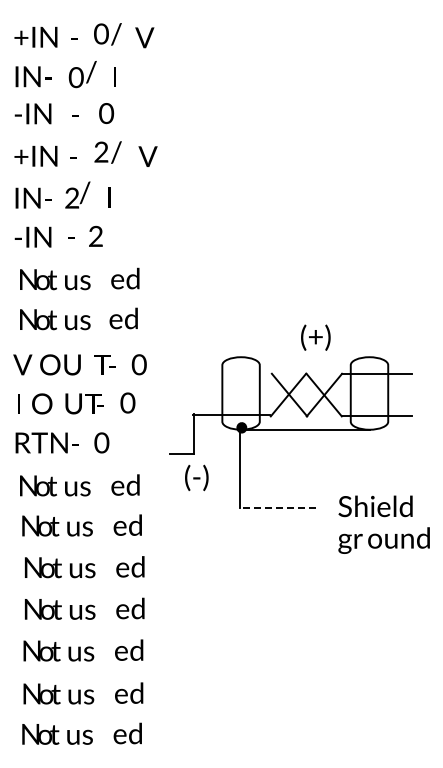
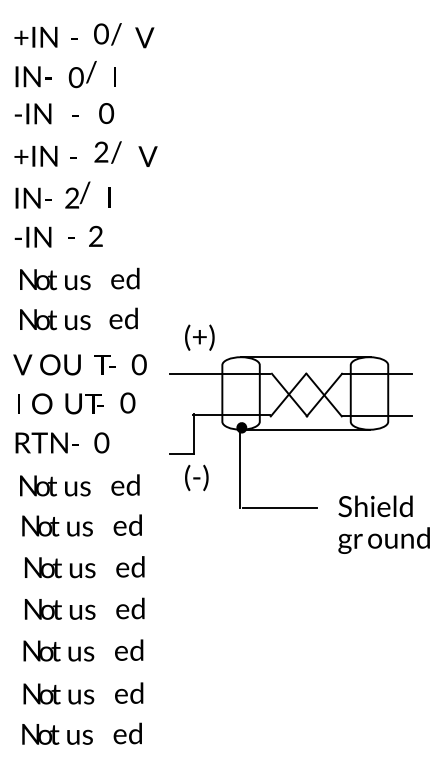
text position: (315, 337) -> (199, 337) (199, 337)
line: none -> present (306, 357)
line: none -> present (219, 373)
line: dashed -> solid (279, 507)
